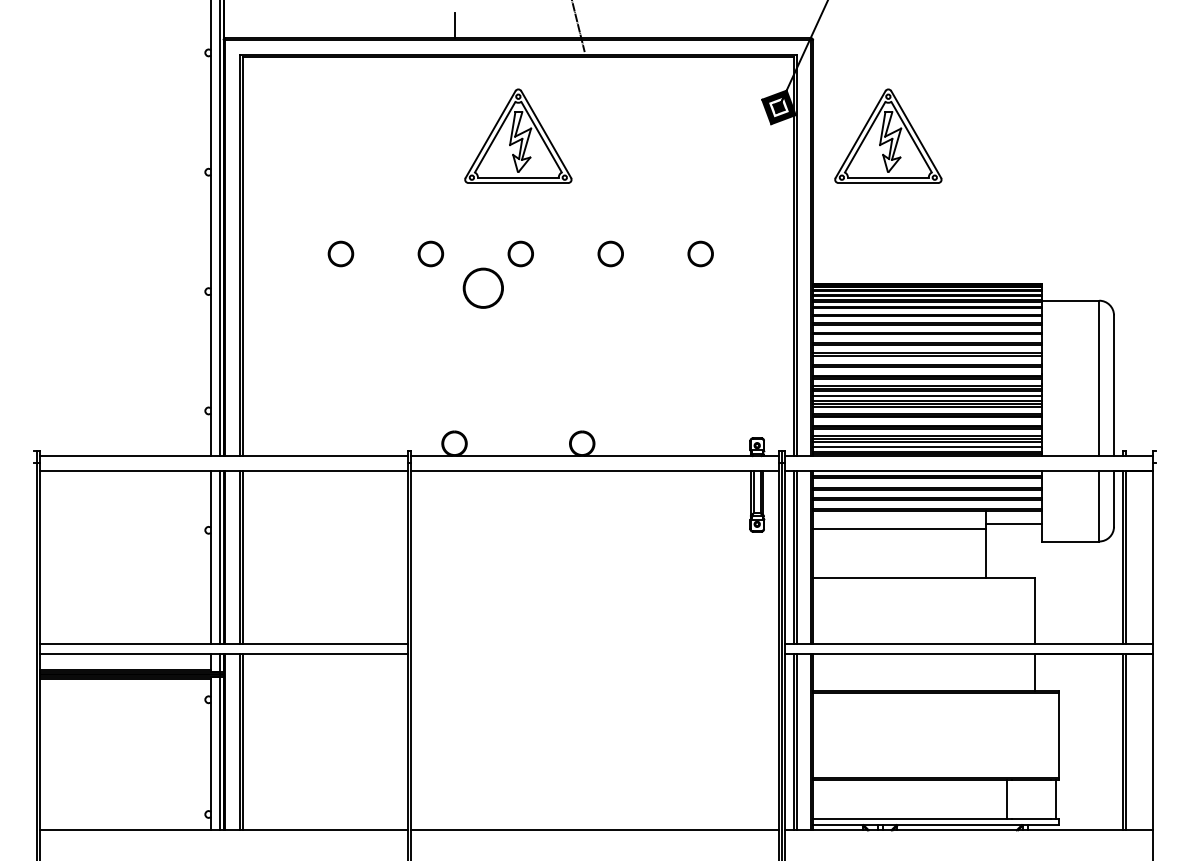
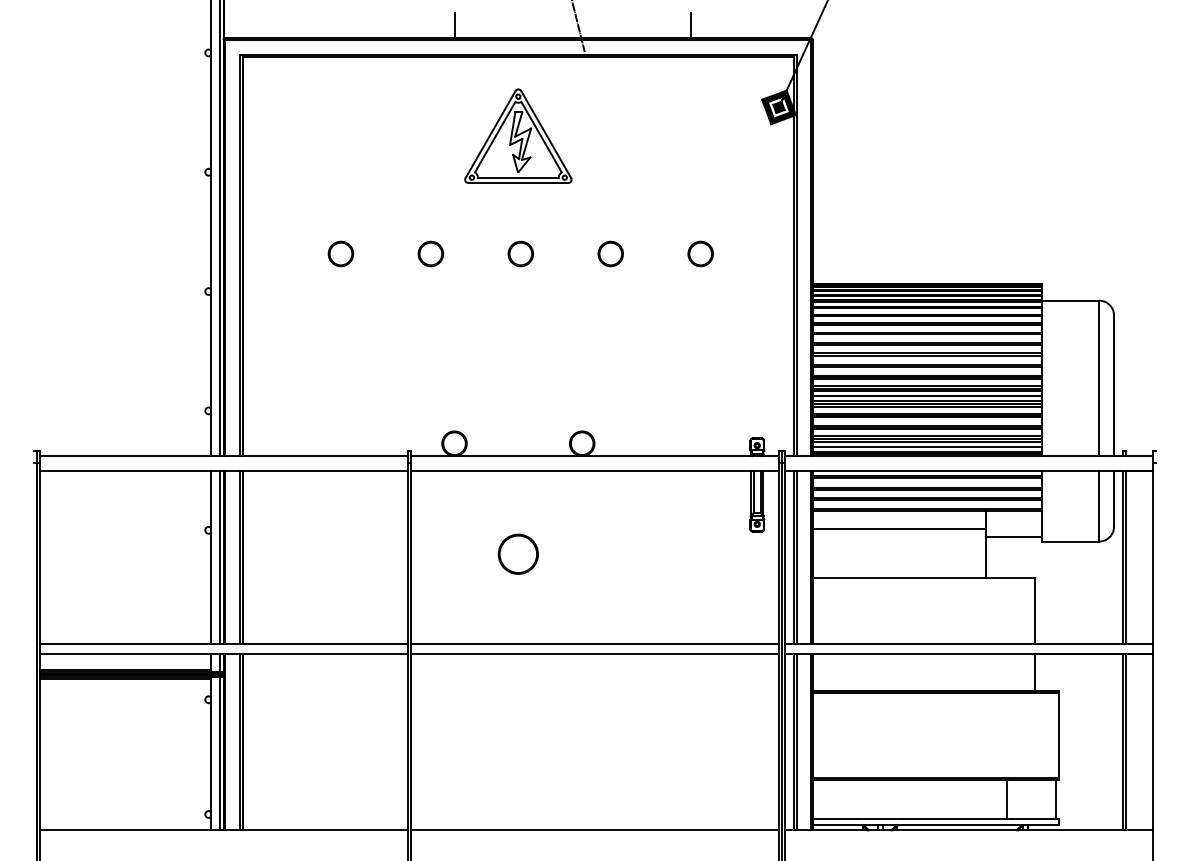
line: none -> present (690, 25)
part: present -> none (888, 135)
circle position: (482, 287) -> (517, 553) (517, 553)
line position: (1013, 523) -> (1013, 536) (1013, 536)
line: none -> present (594, 644)
line: none -> present (594, 654)
